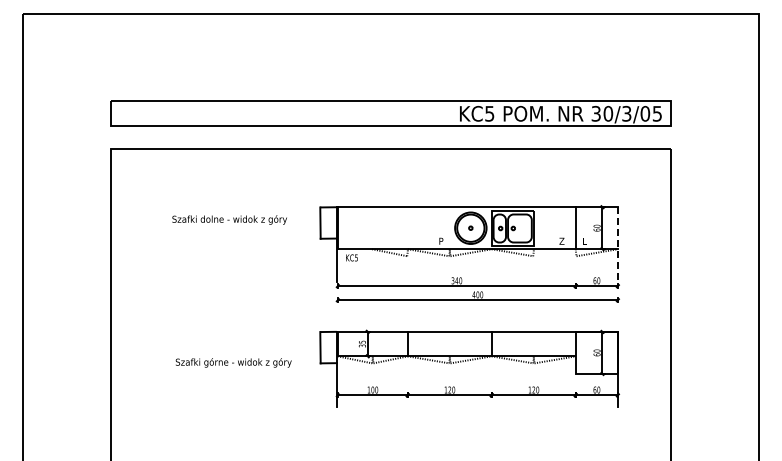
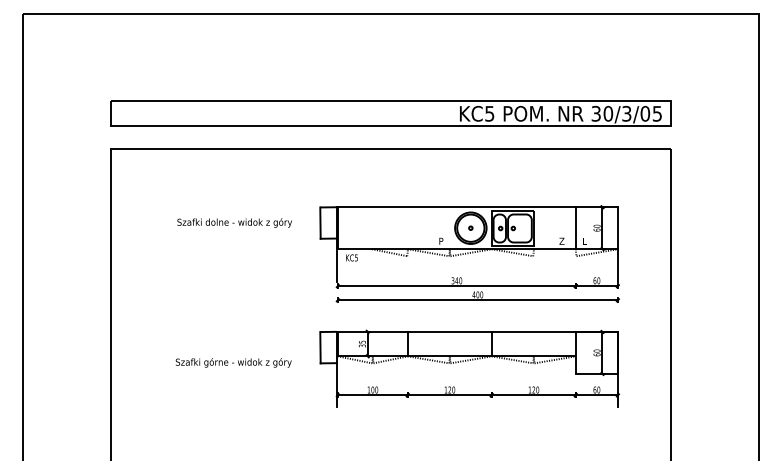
text position: (229, 219) -> (234, 222) (234, 222)
line: dashed -> solid (617, 245)
